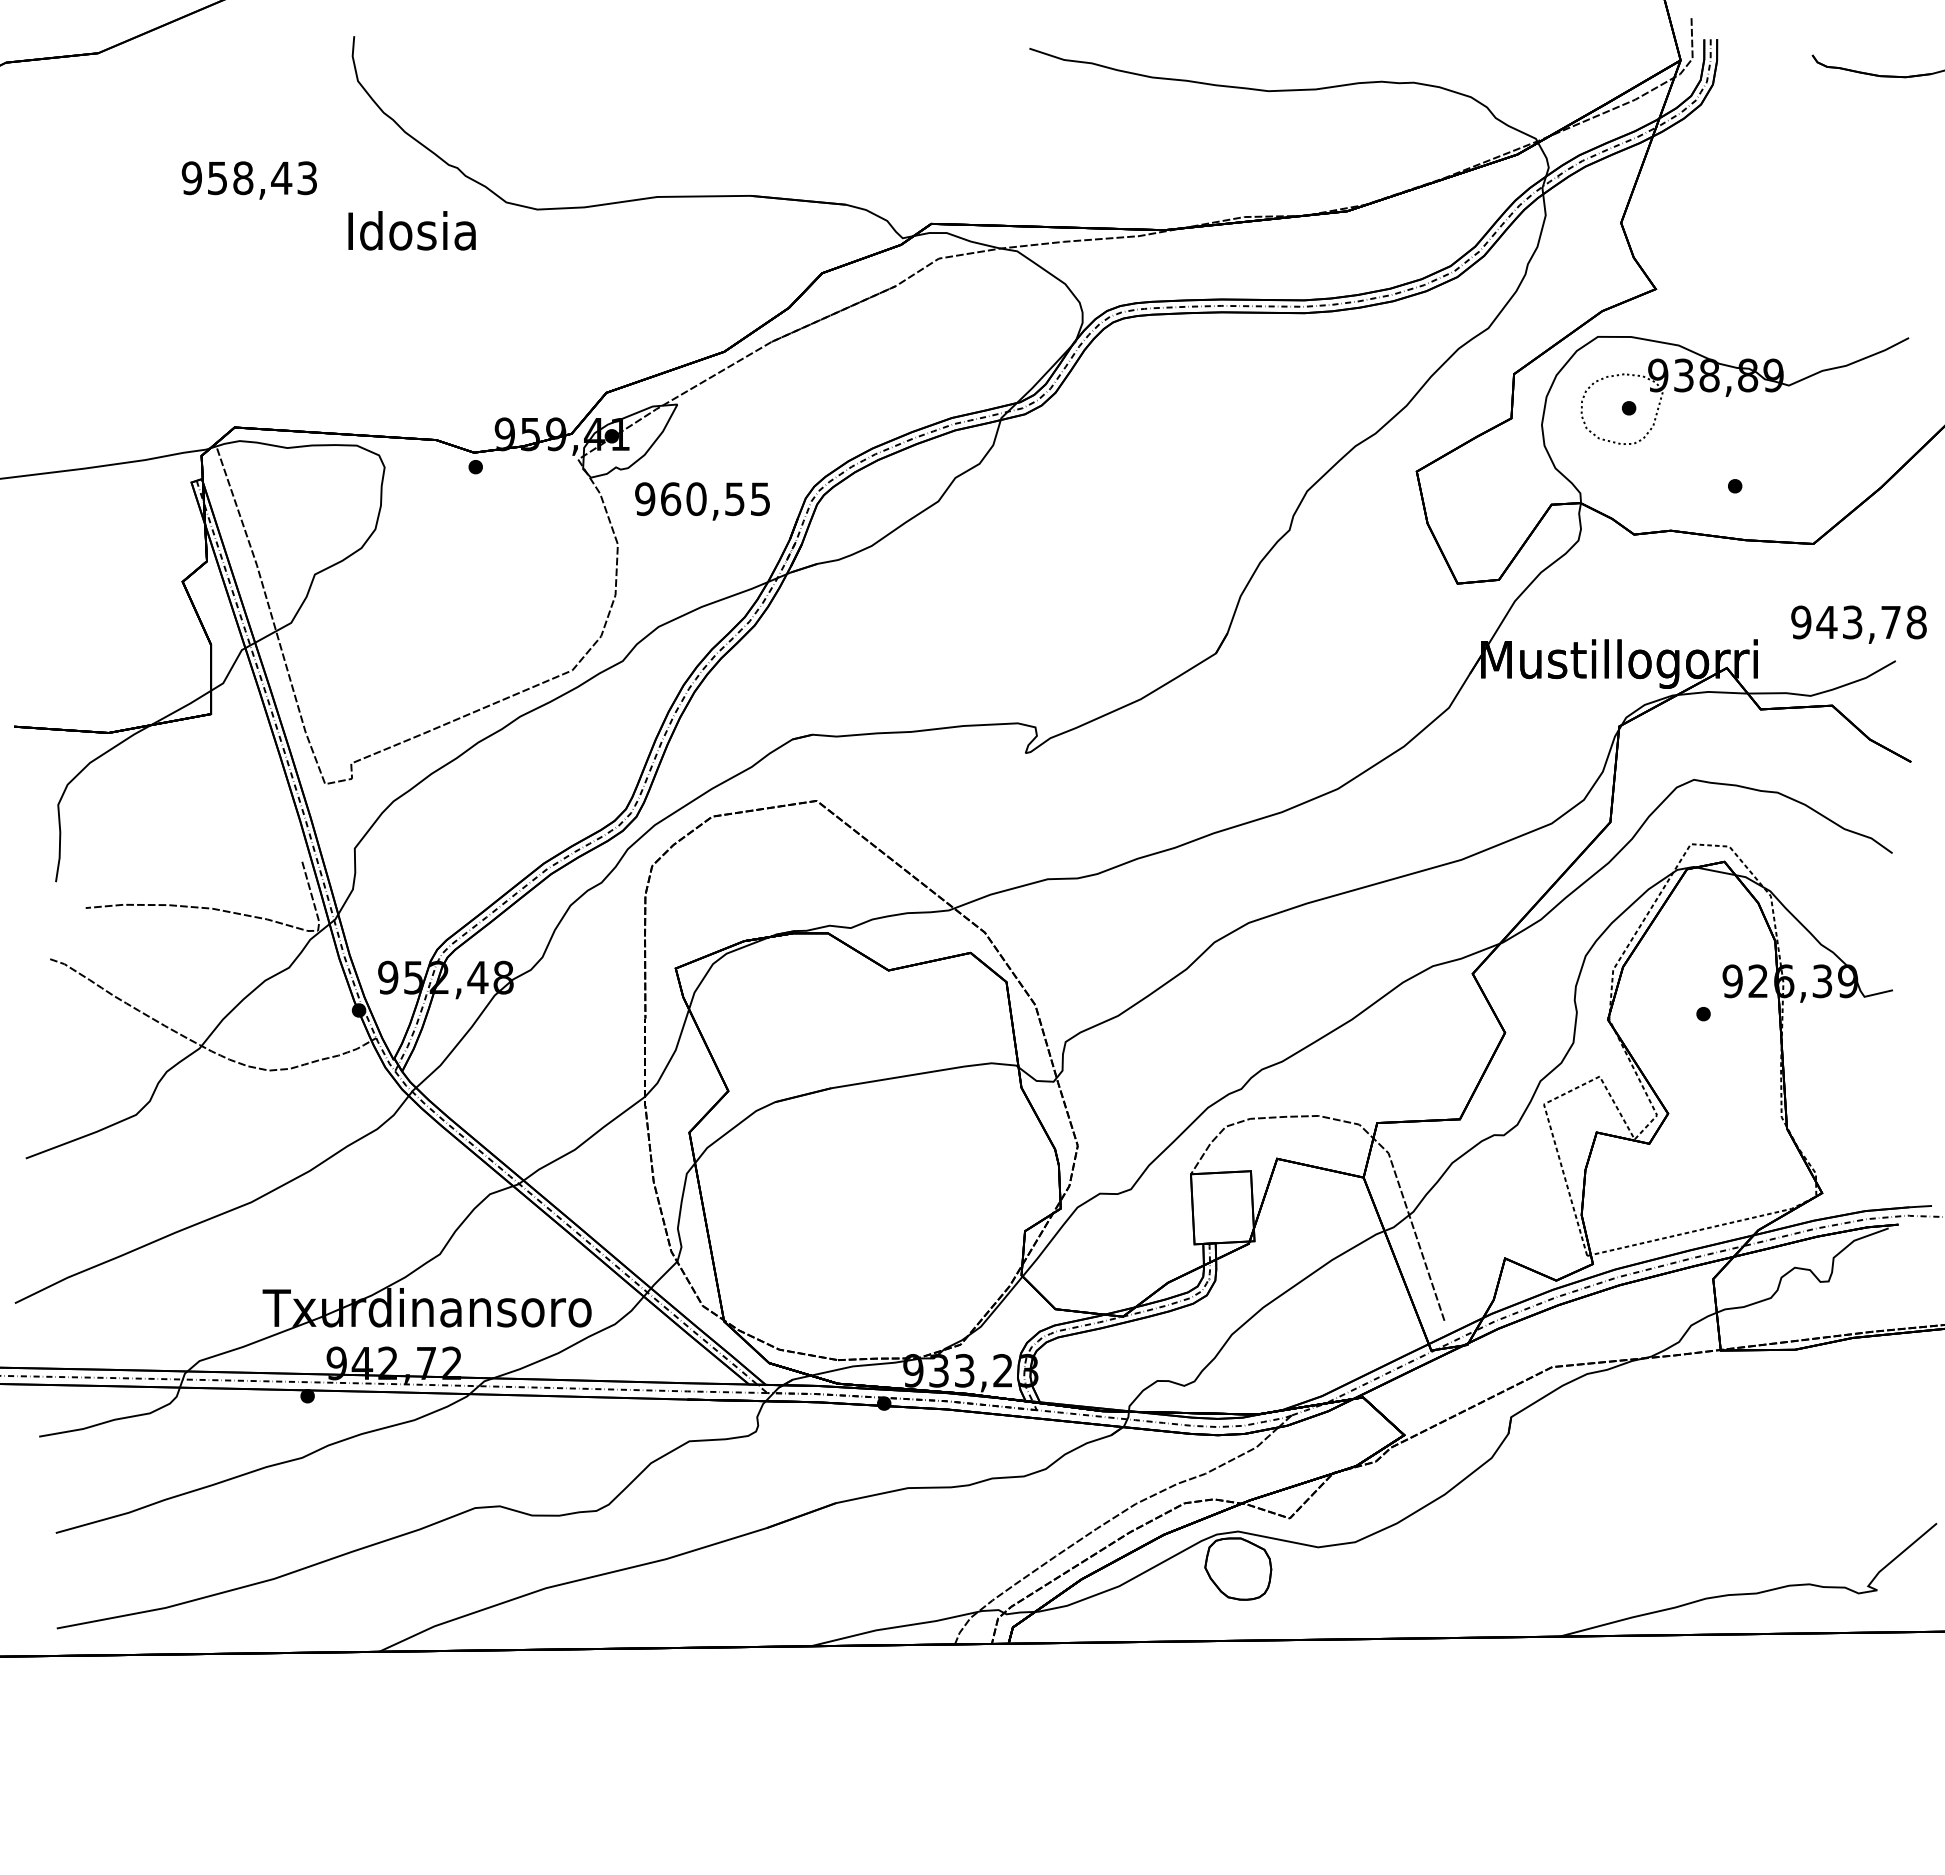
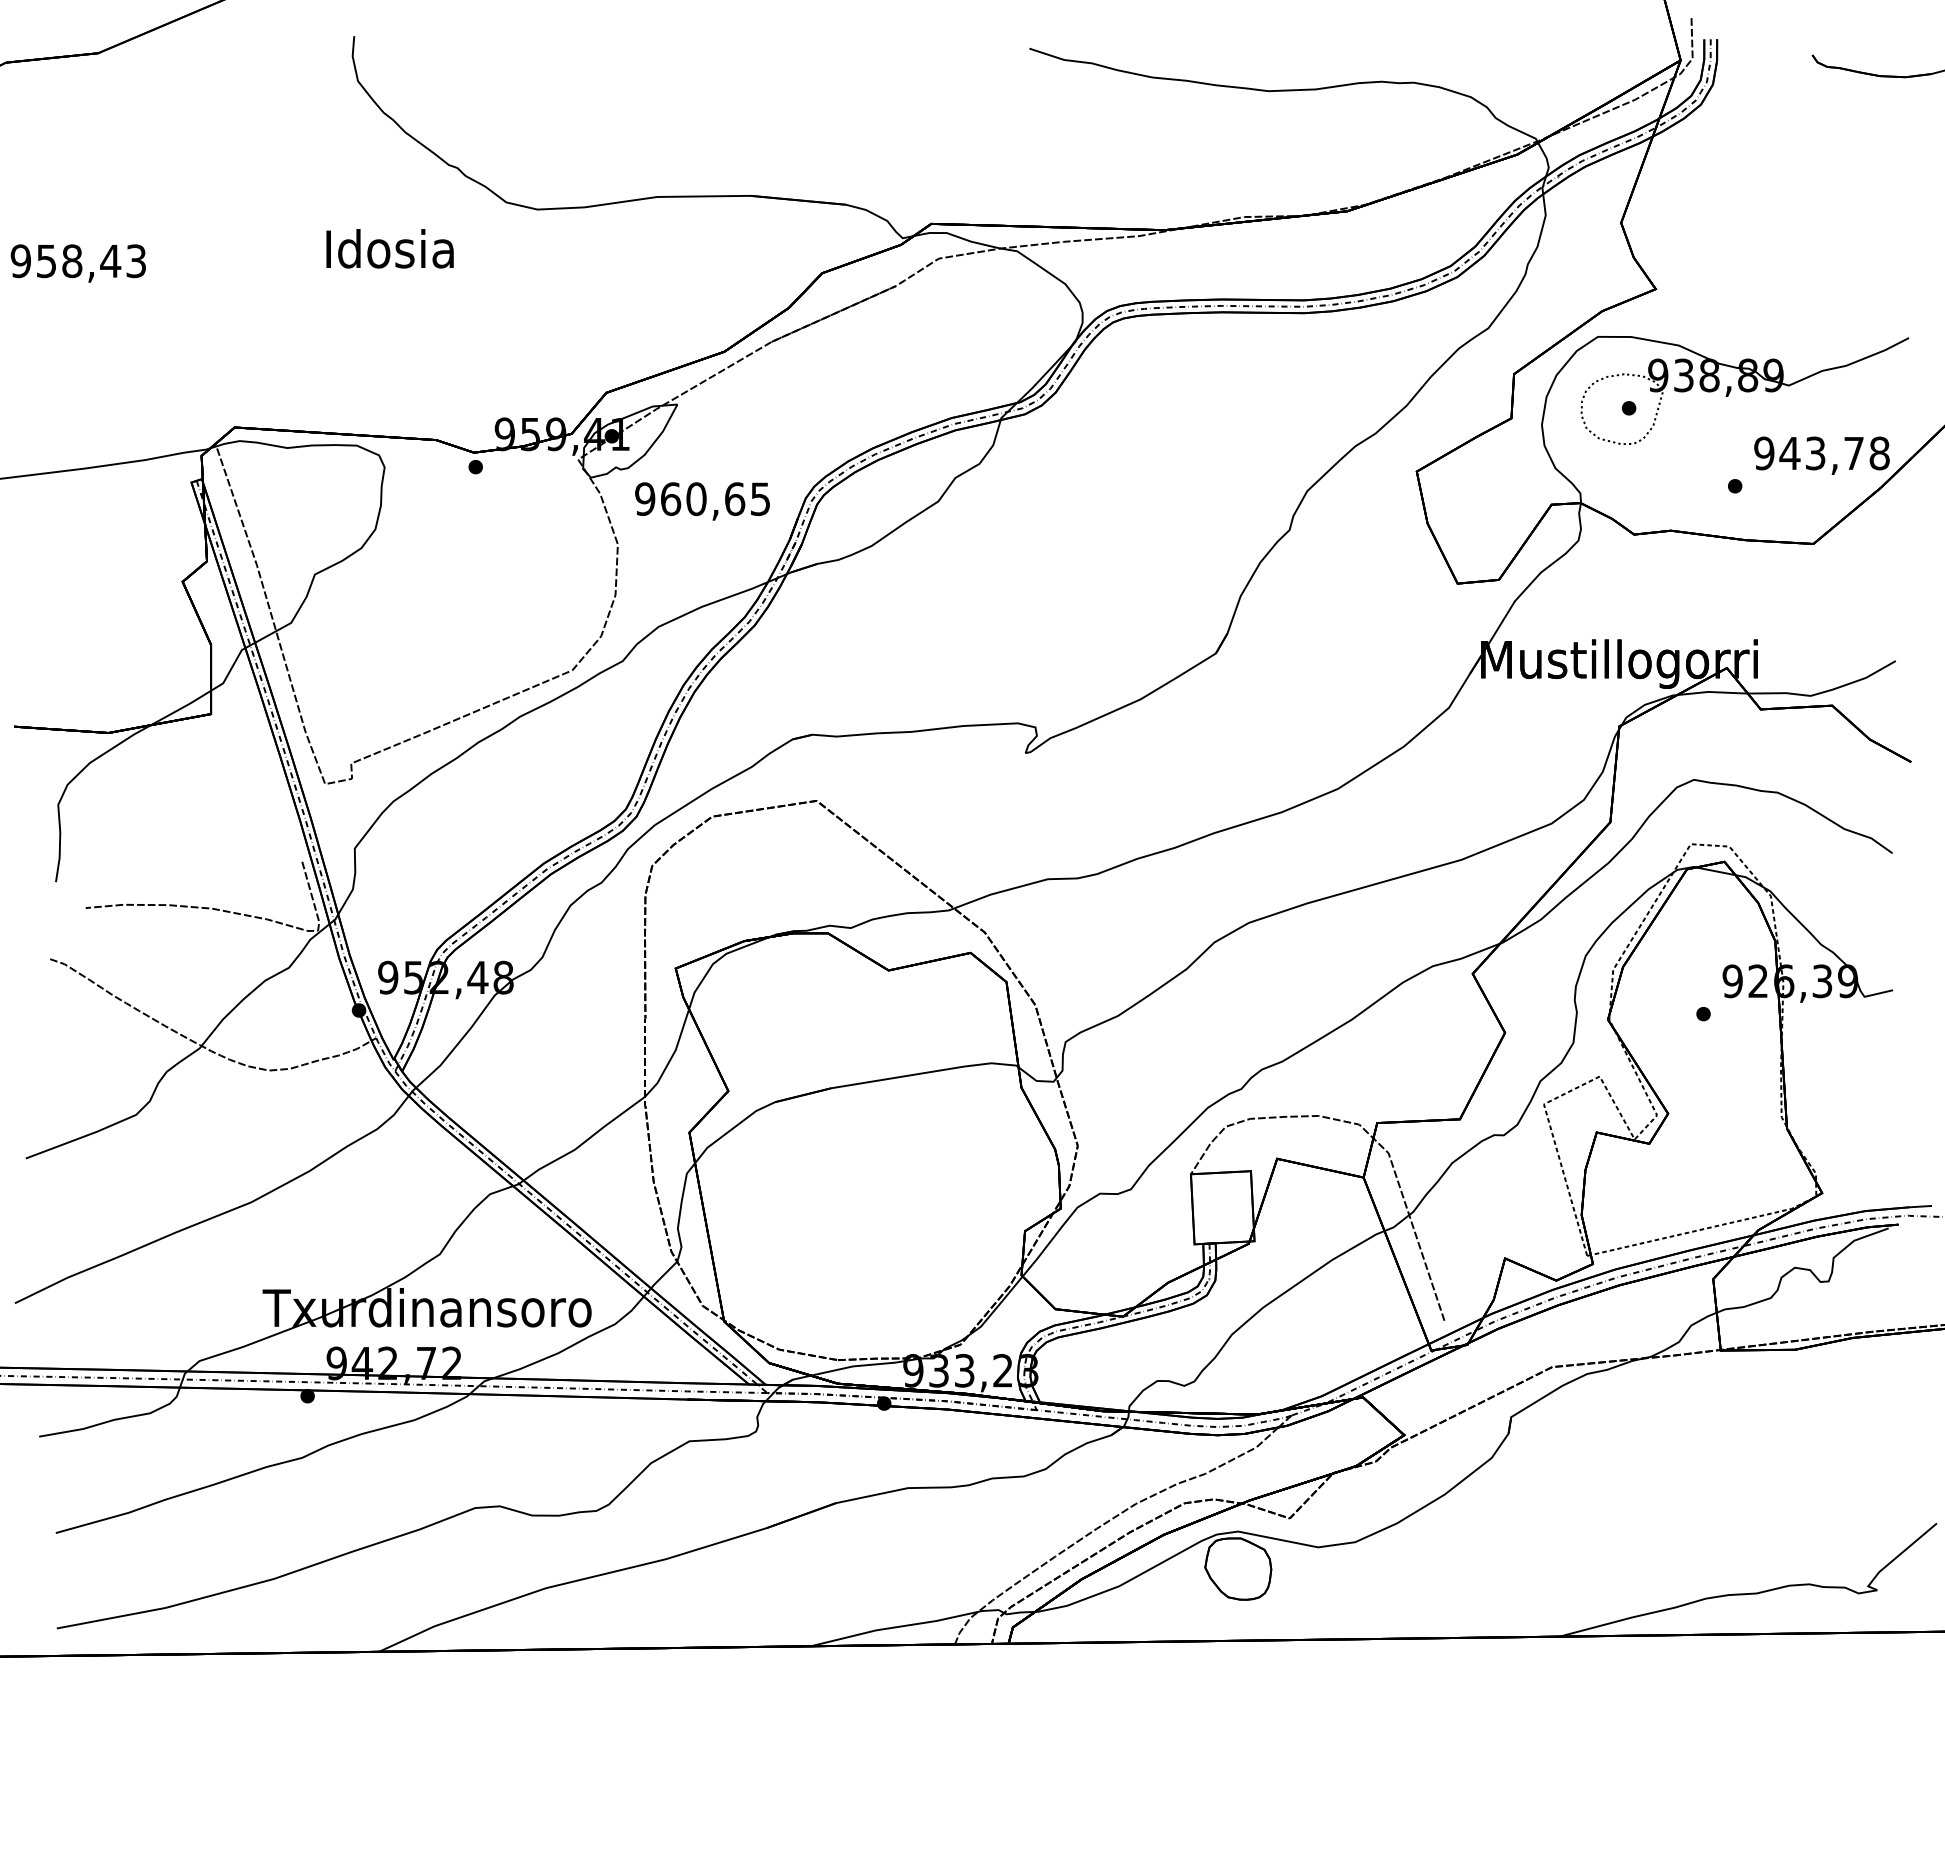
text position: (248, 180) -> (77, 263) (77, 263)
text position: (411, 230) -> (389, 248) (389, 248)
text: 960,55 -> 960,65 (735, 499)
text position: (1858, 624) -> (1821, 455) (1821, 455)
